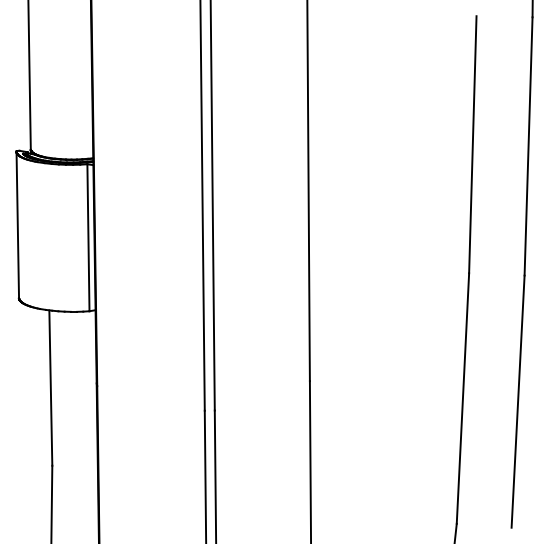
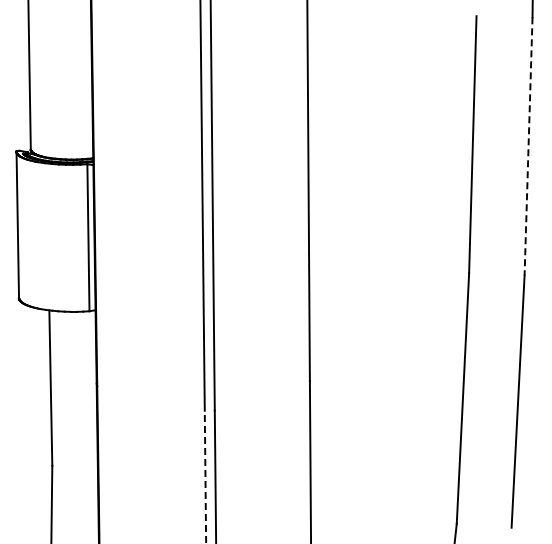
line: solid -> dashed (528, 146)
line: solid -> dashed (205, 476)
